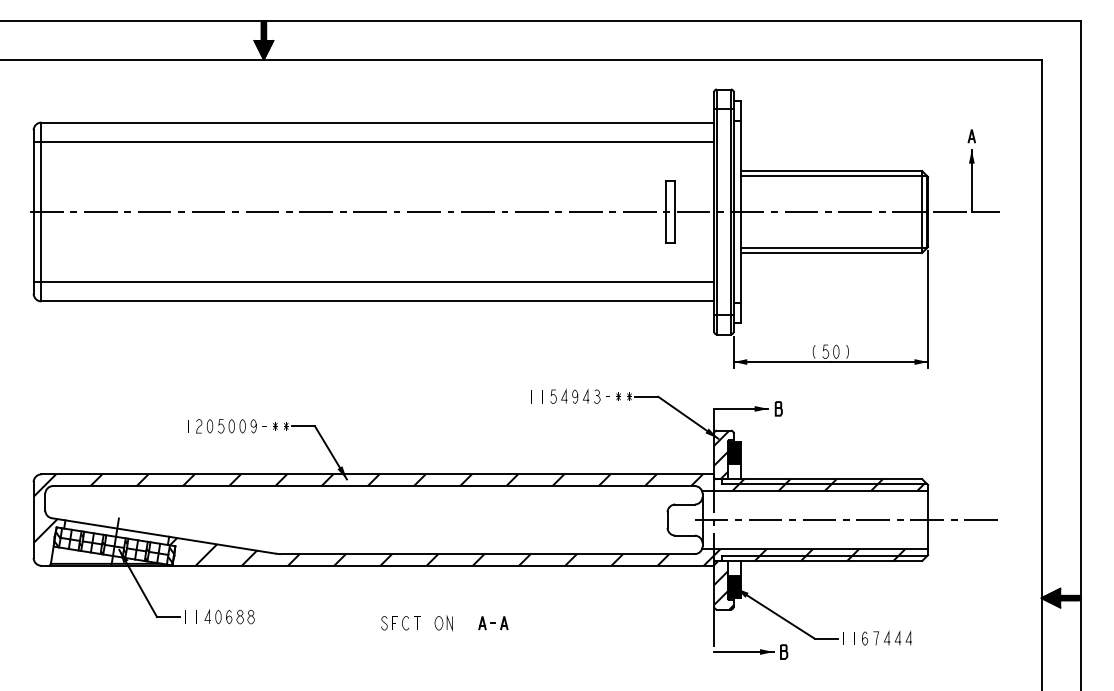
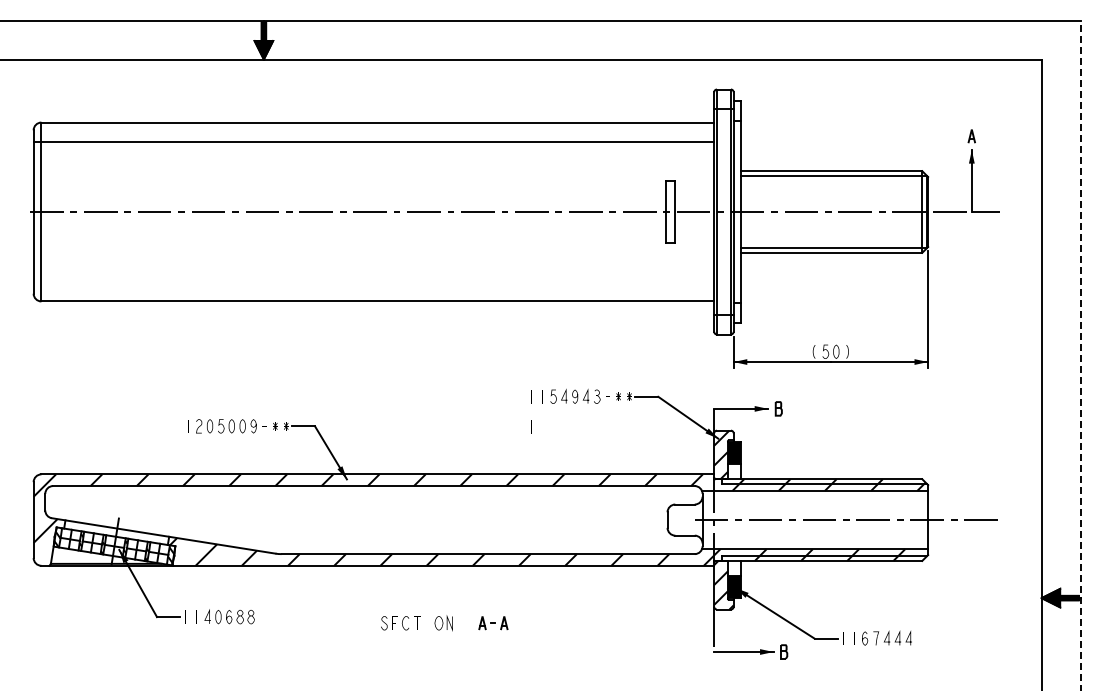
line: present -> none (373, 282)
line: solid -> dashed (1080, 355)
line: none -> present (531, 426)
